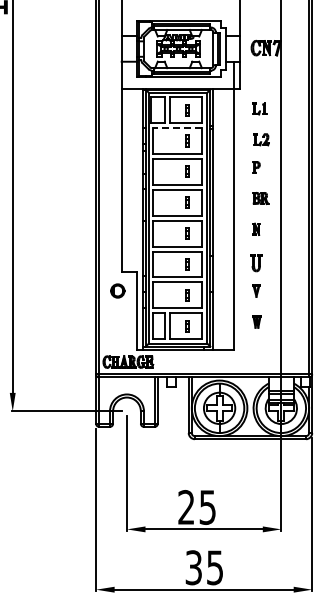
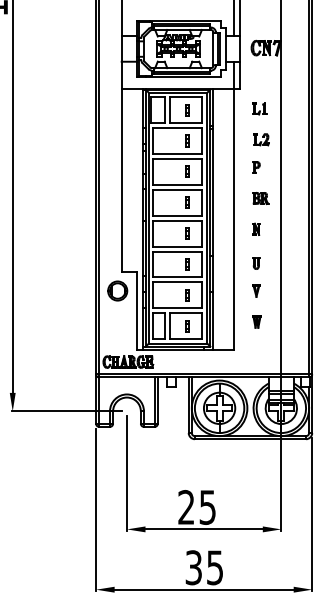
line: none -> present (234, 19)
line: dashed -> solid (177, 128)
part size: 13x19 px -> 9x13 px (256, 263)
part size: 16x16 px -> 22x22 px (117, 290)
